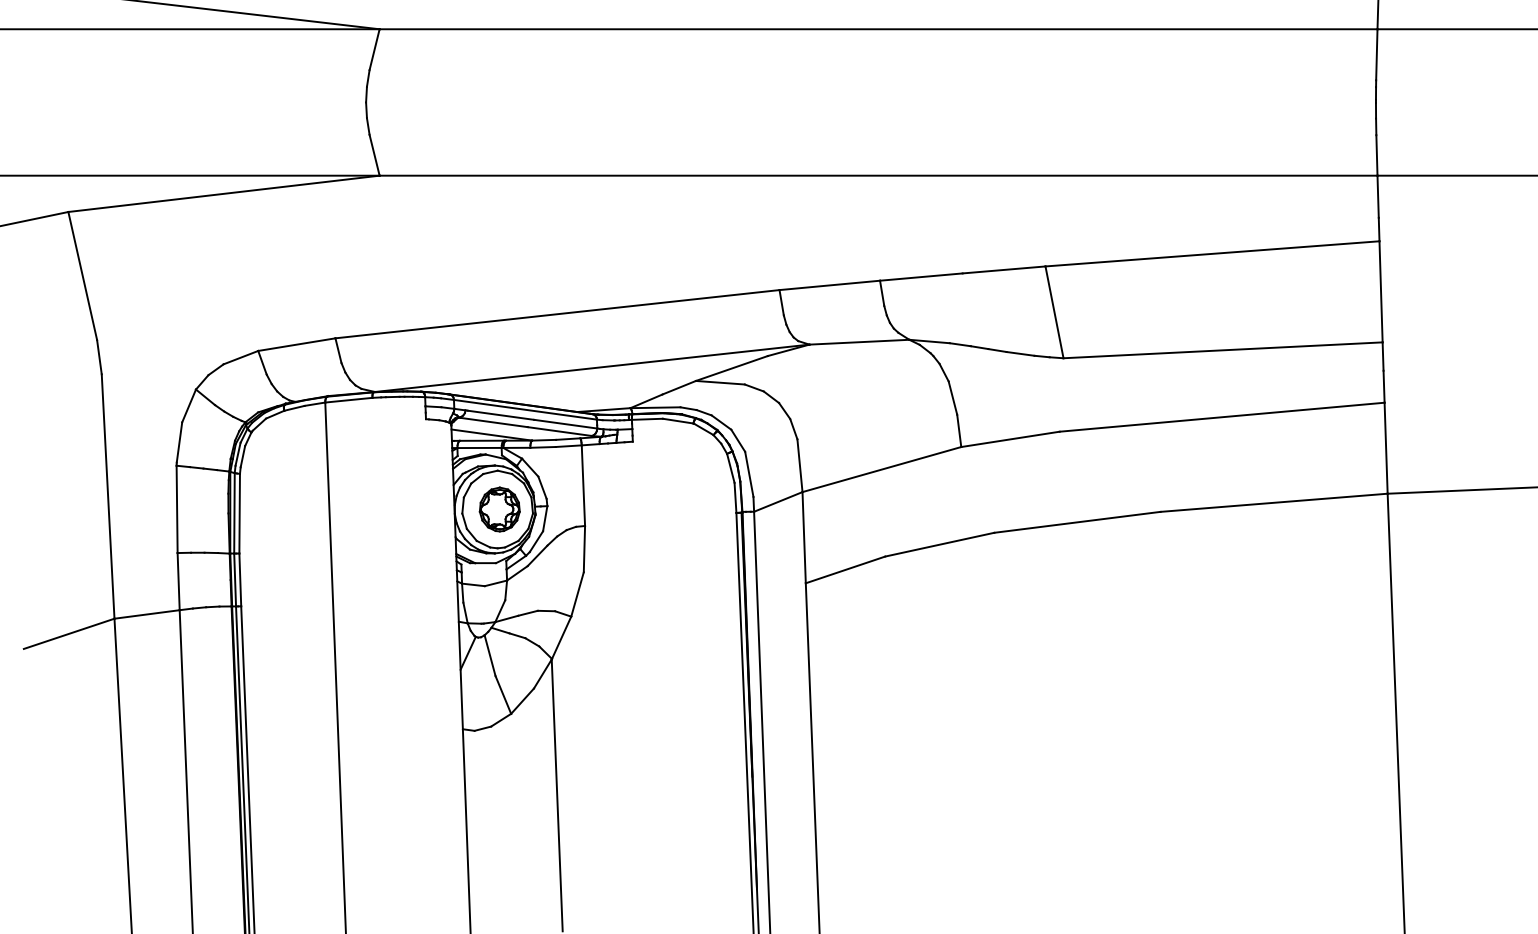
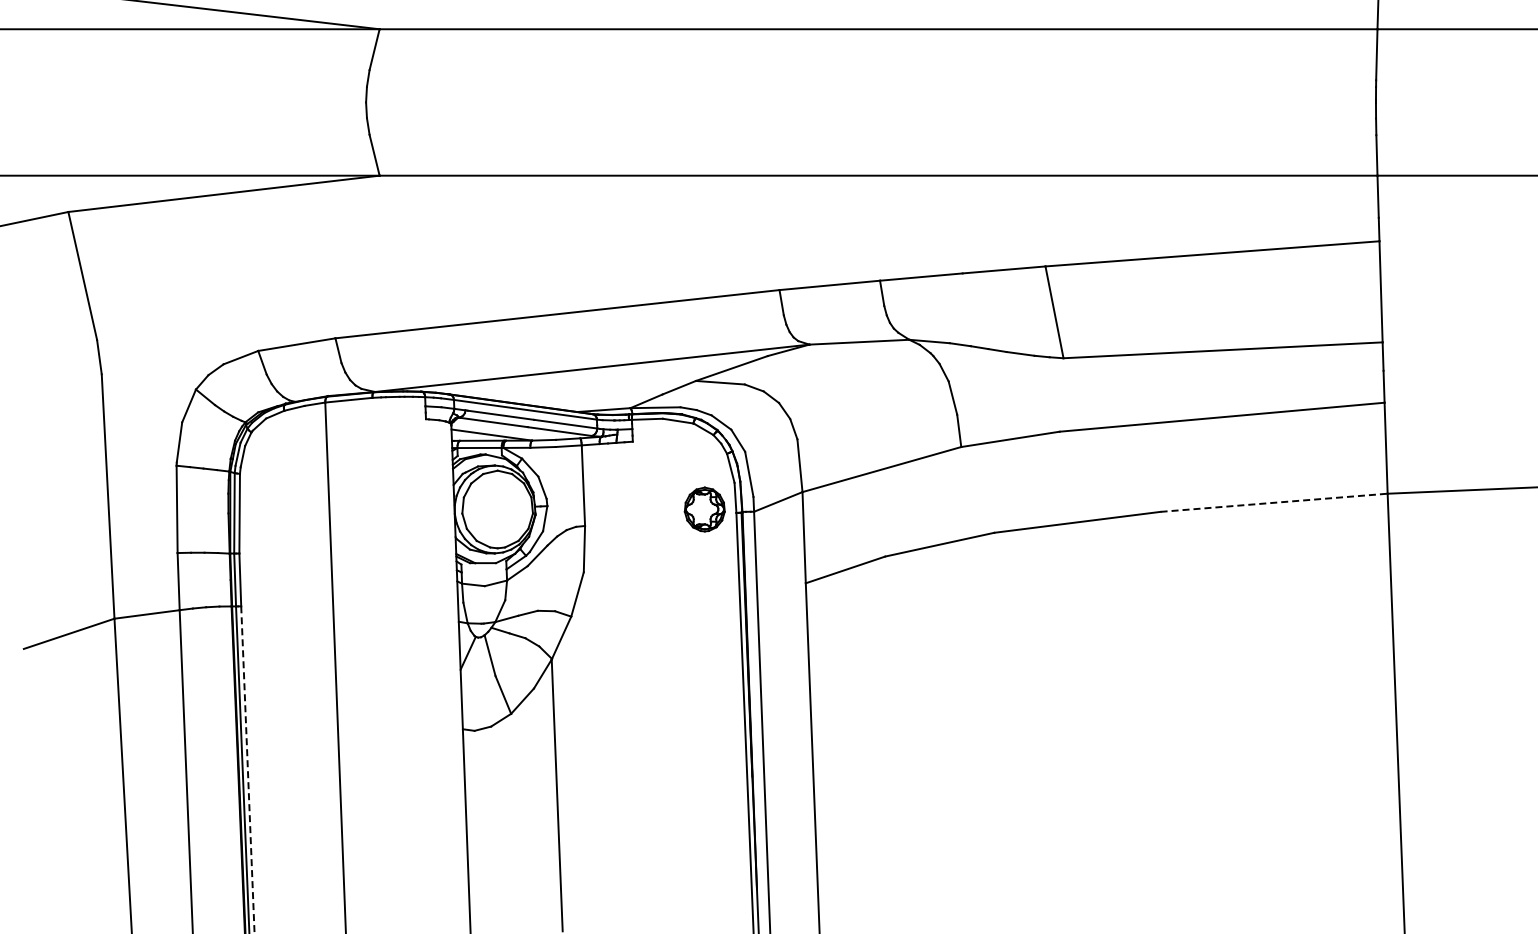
line: solid -> dashed (1274, 502)
part position: (499, 509) -> (704, 509) (704, 509)
line: solid -> dashed (247, 770)
